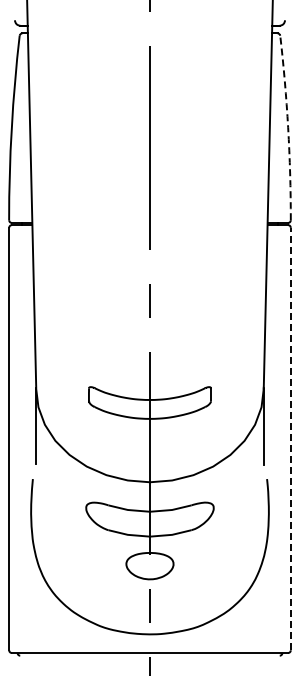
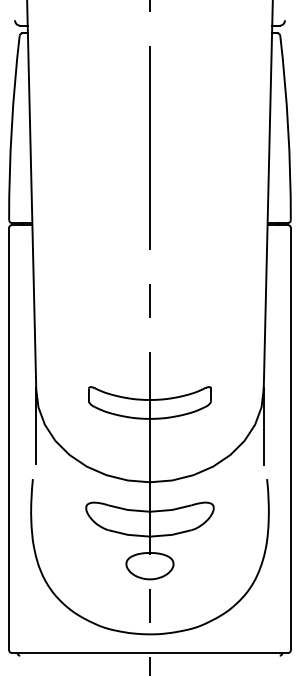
arc: dashed -> solid (288, 127)
line: dashed -> solid (290, 438)
